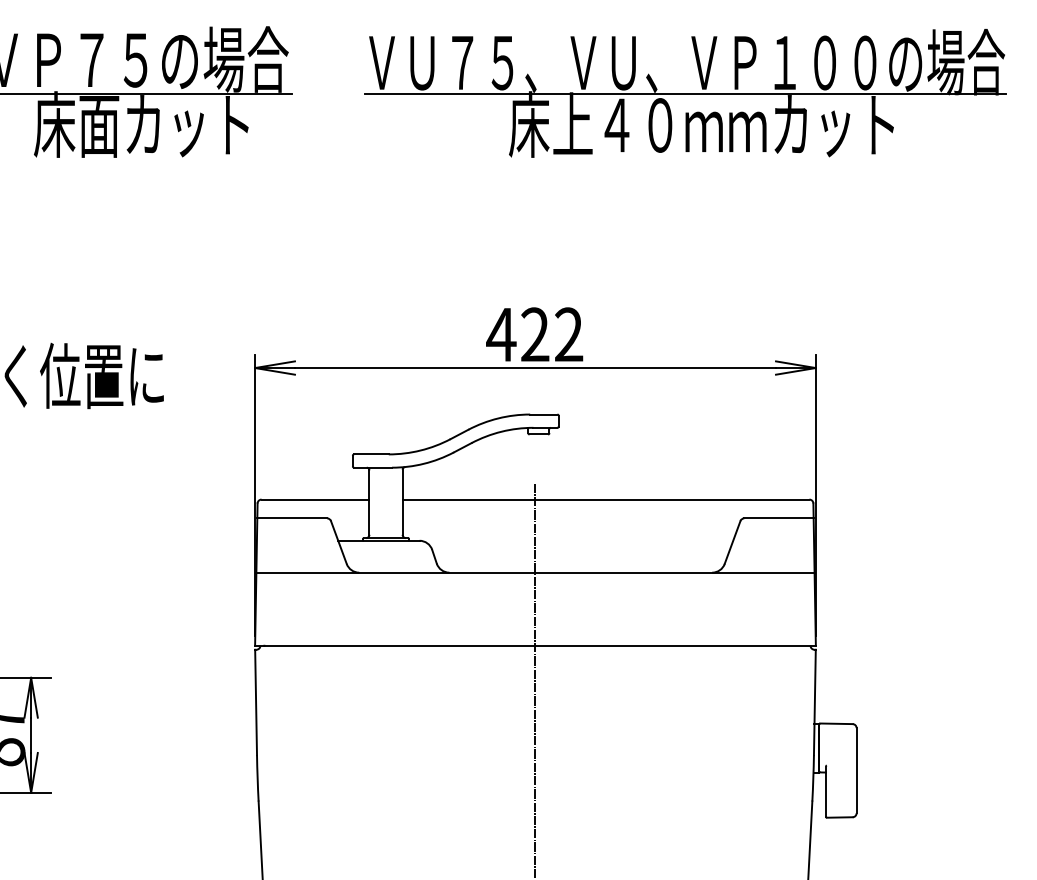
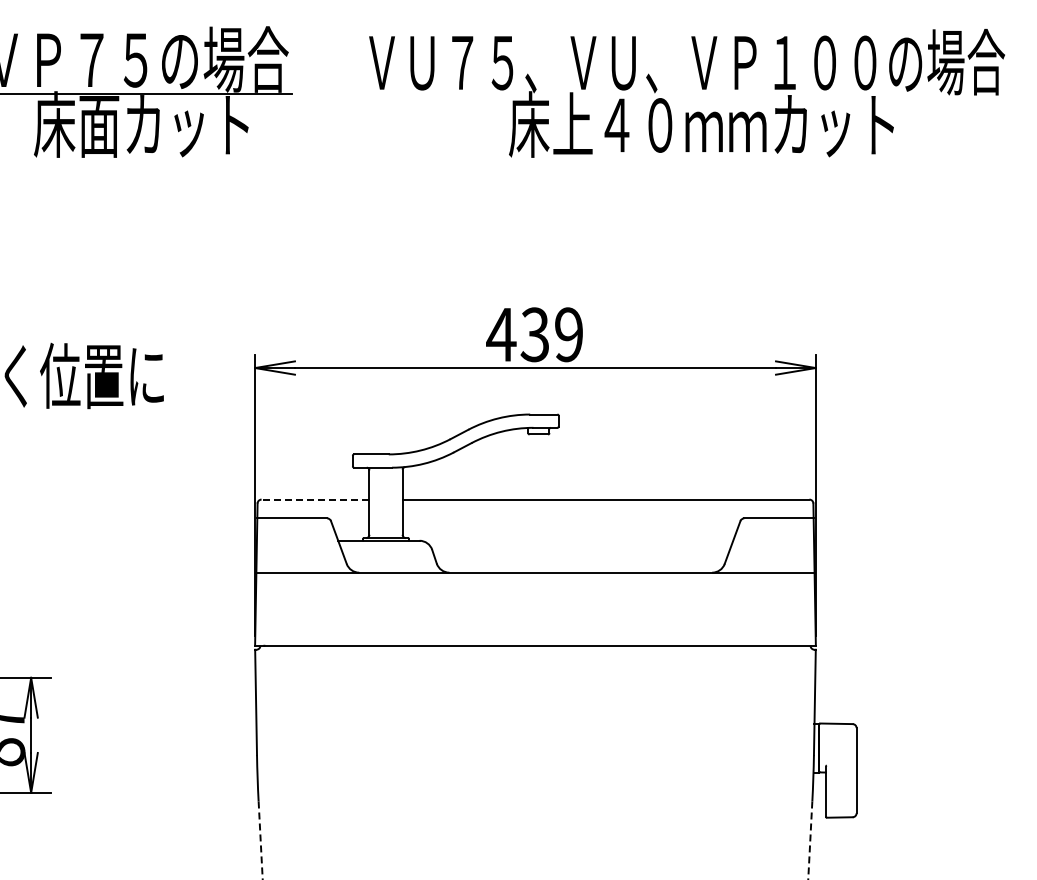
line: present -> none (685, 94)
text: 422 -> 439 (551, 334)
line: solid -> dashed (315, 499)
line: present -> none (535, 679)
line: solid -> dashed (260, 840)
line: solid -> dashed (810, 840)
